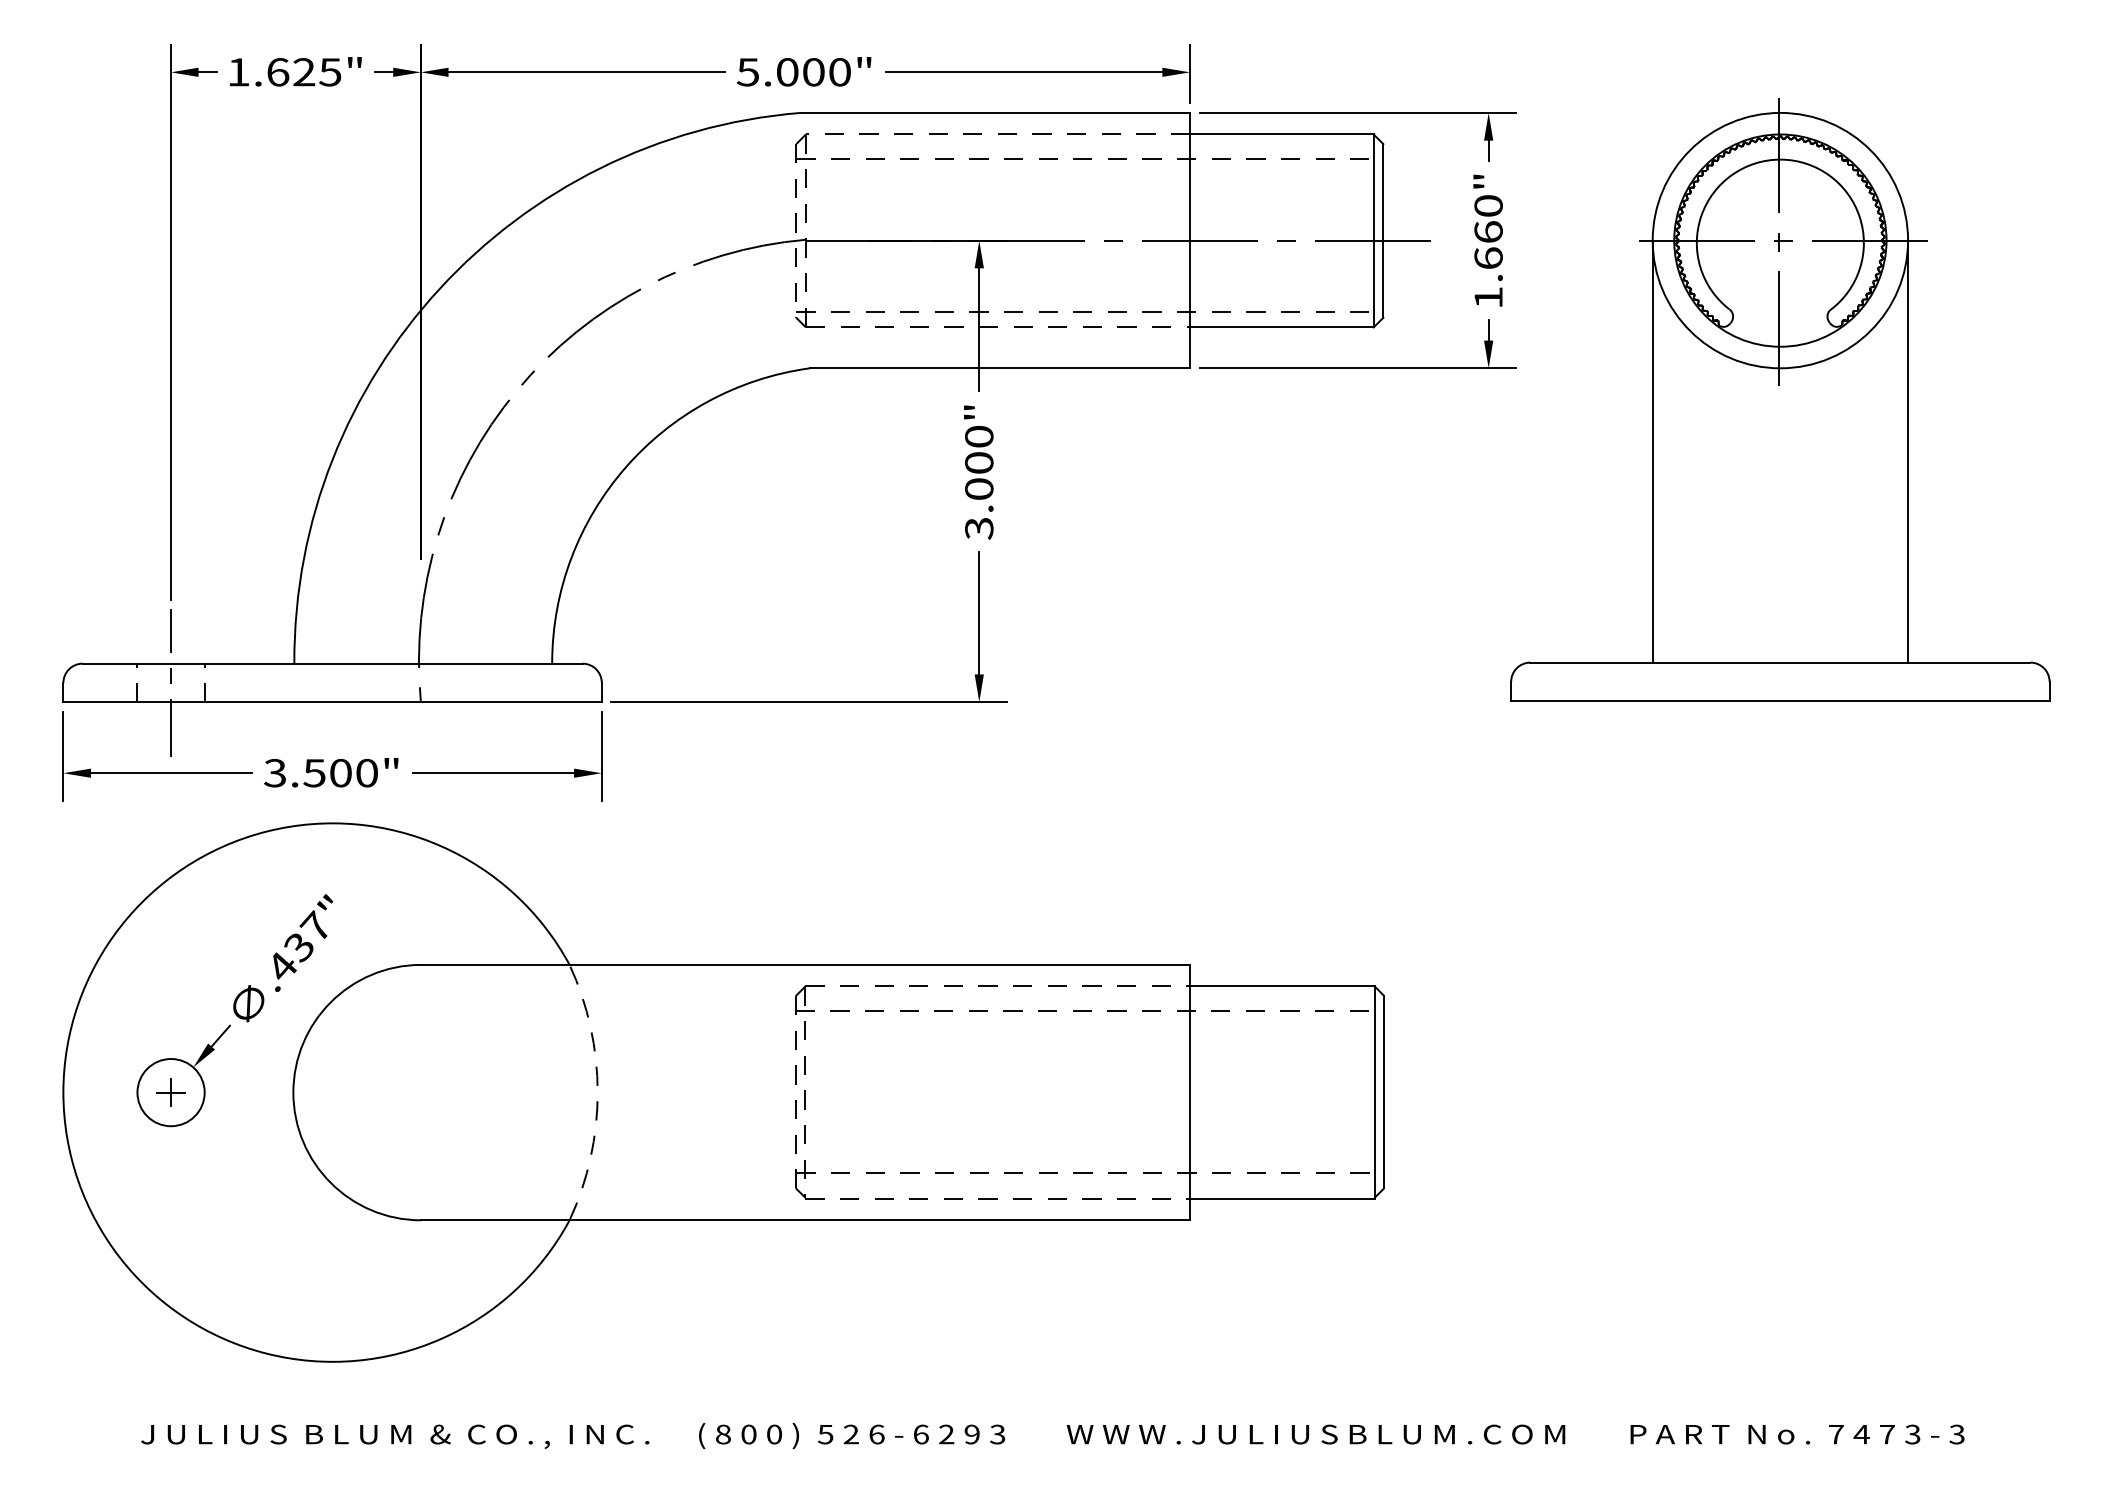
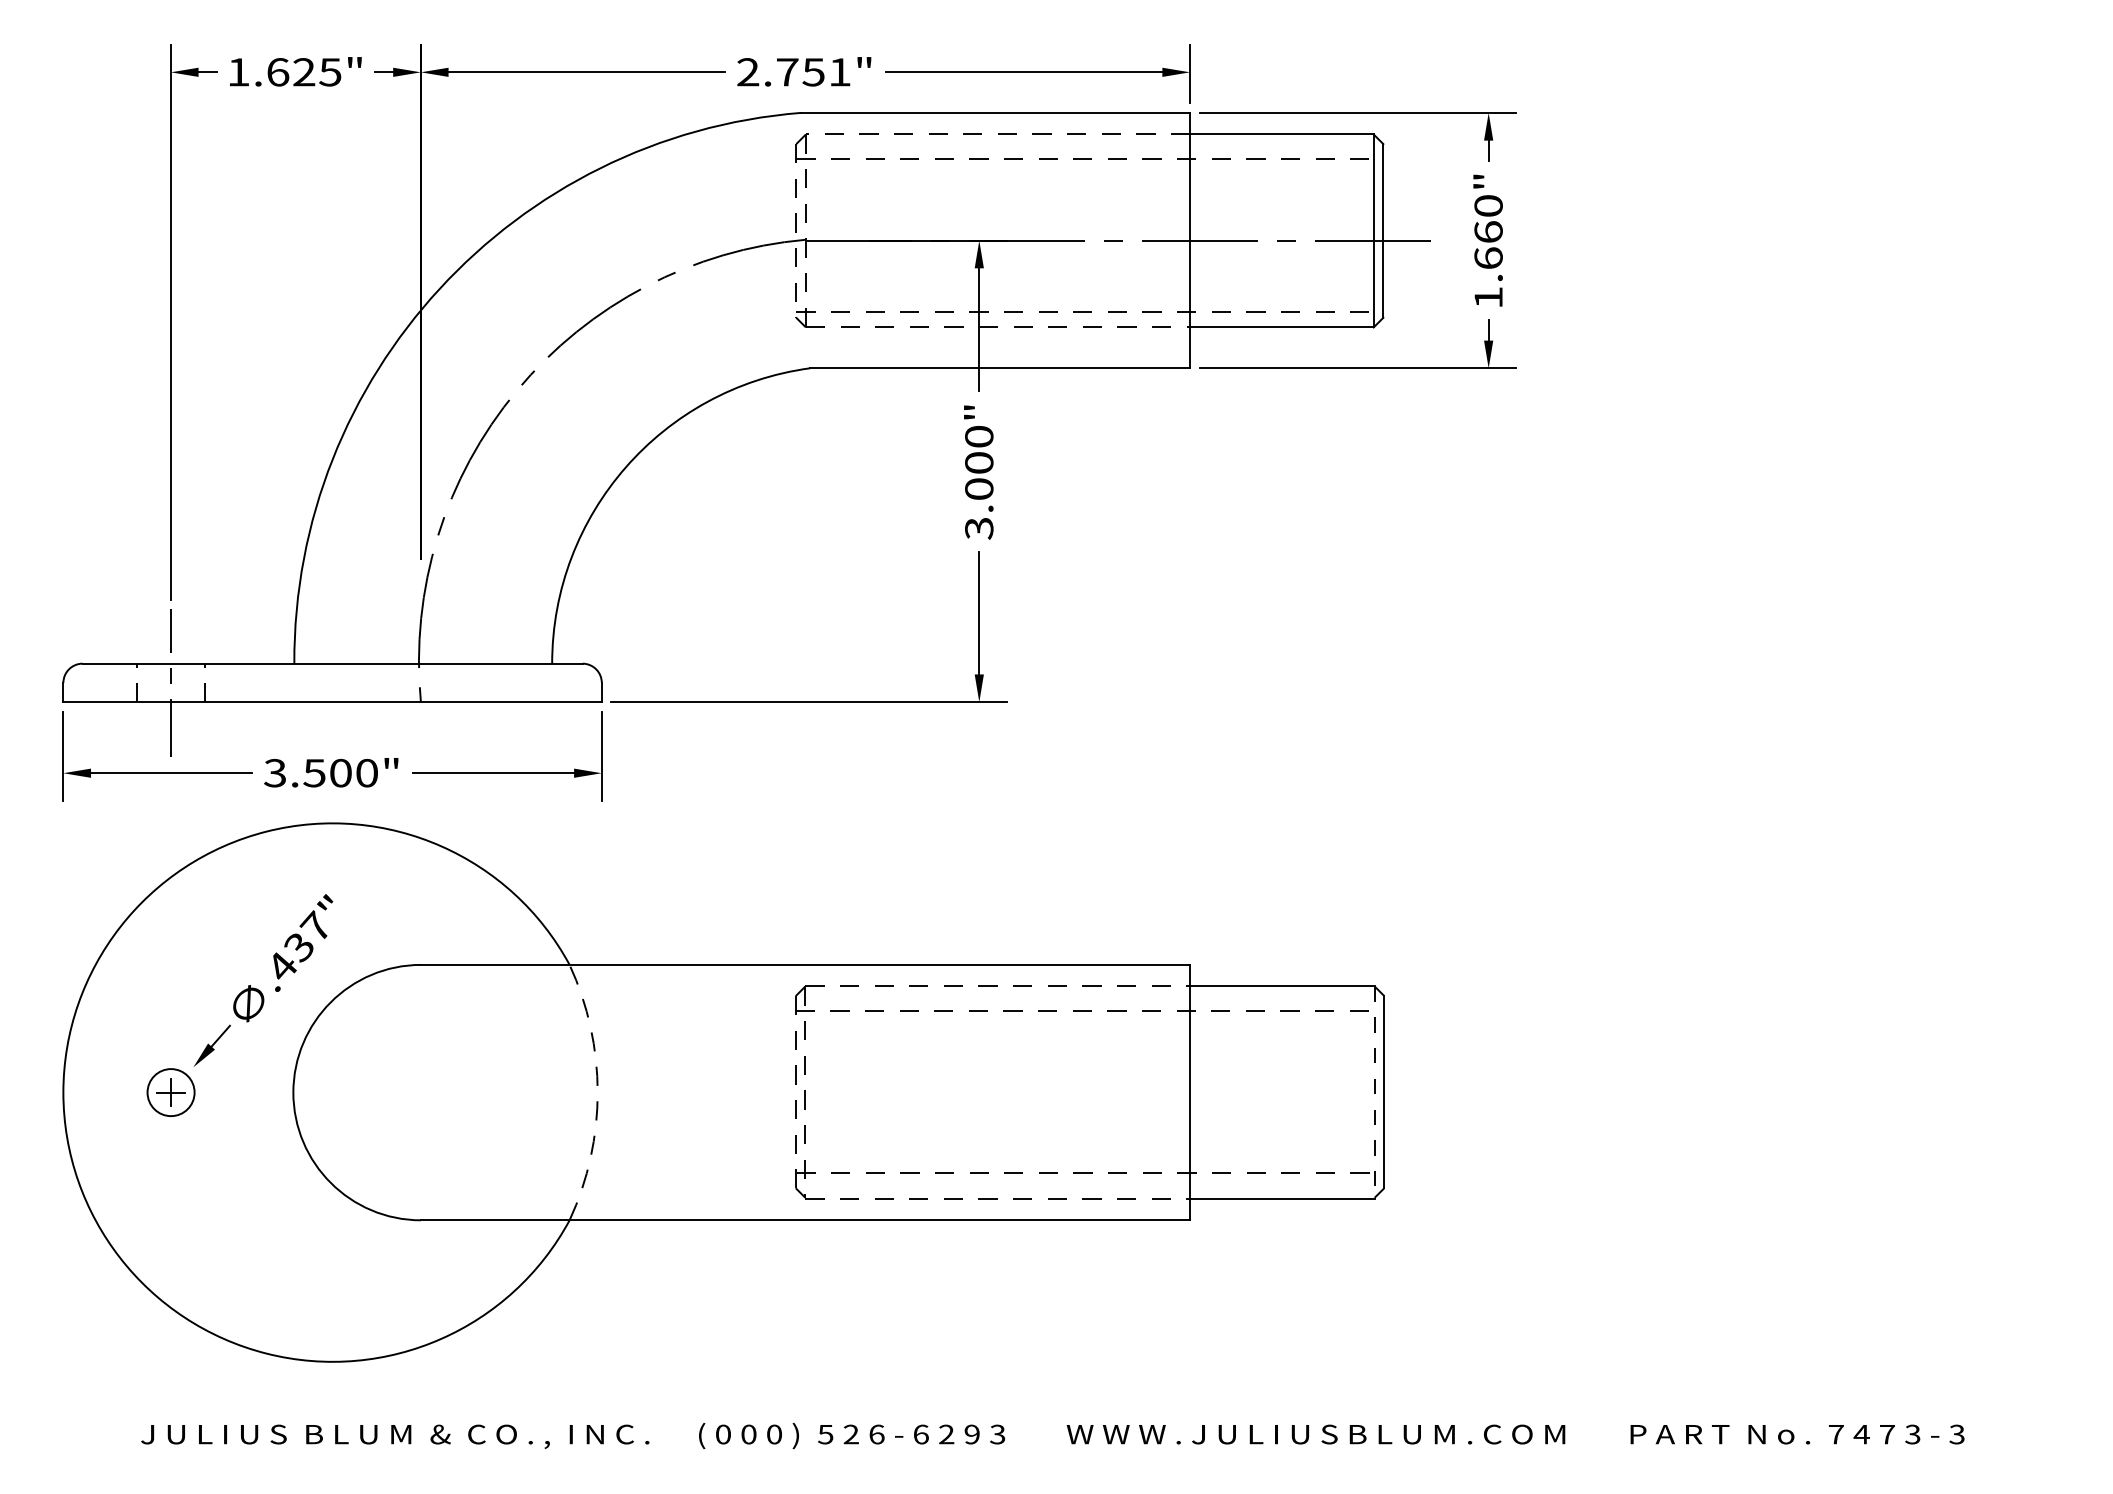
text: 5.000" -> 2.751" (793, 72)
part: present -> none (1780, 399)
circle diameter: 67 px -> 47 px (170, 1092)
line: solid -> dashed (1374, 1092)
text: 8 -> 0 (723, 1434)
